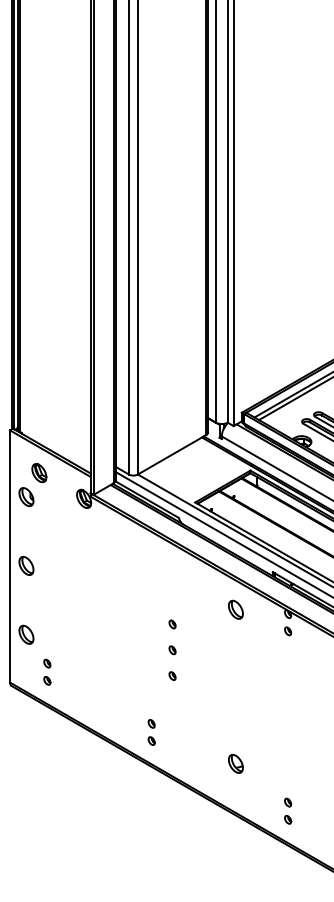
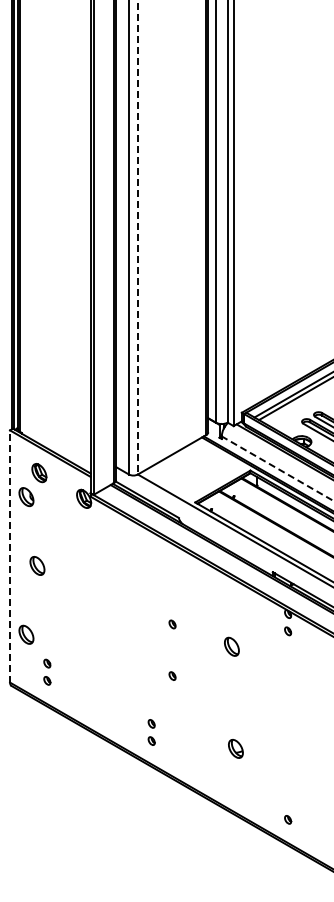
line: solid -> dashed (137, 237)
line: solid -> dashed (277, 468)
line: present -> none (223, 533)
line: solid -> dashed (10, 556)
part position: (26, 565) -> (37, 565) (37, 565)
part position: (235, 609) -> (231, 646) (231, 646)
part: present -> none (172, 650)
part position: (235, 763) -> (235, 748) (235, 748)
part: present -> none (288, 802)
